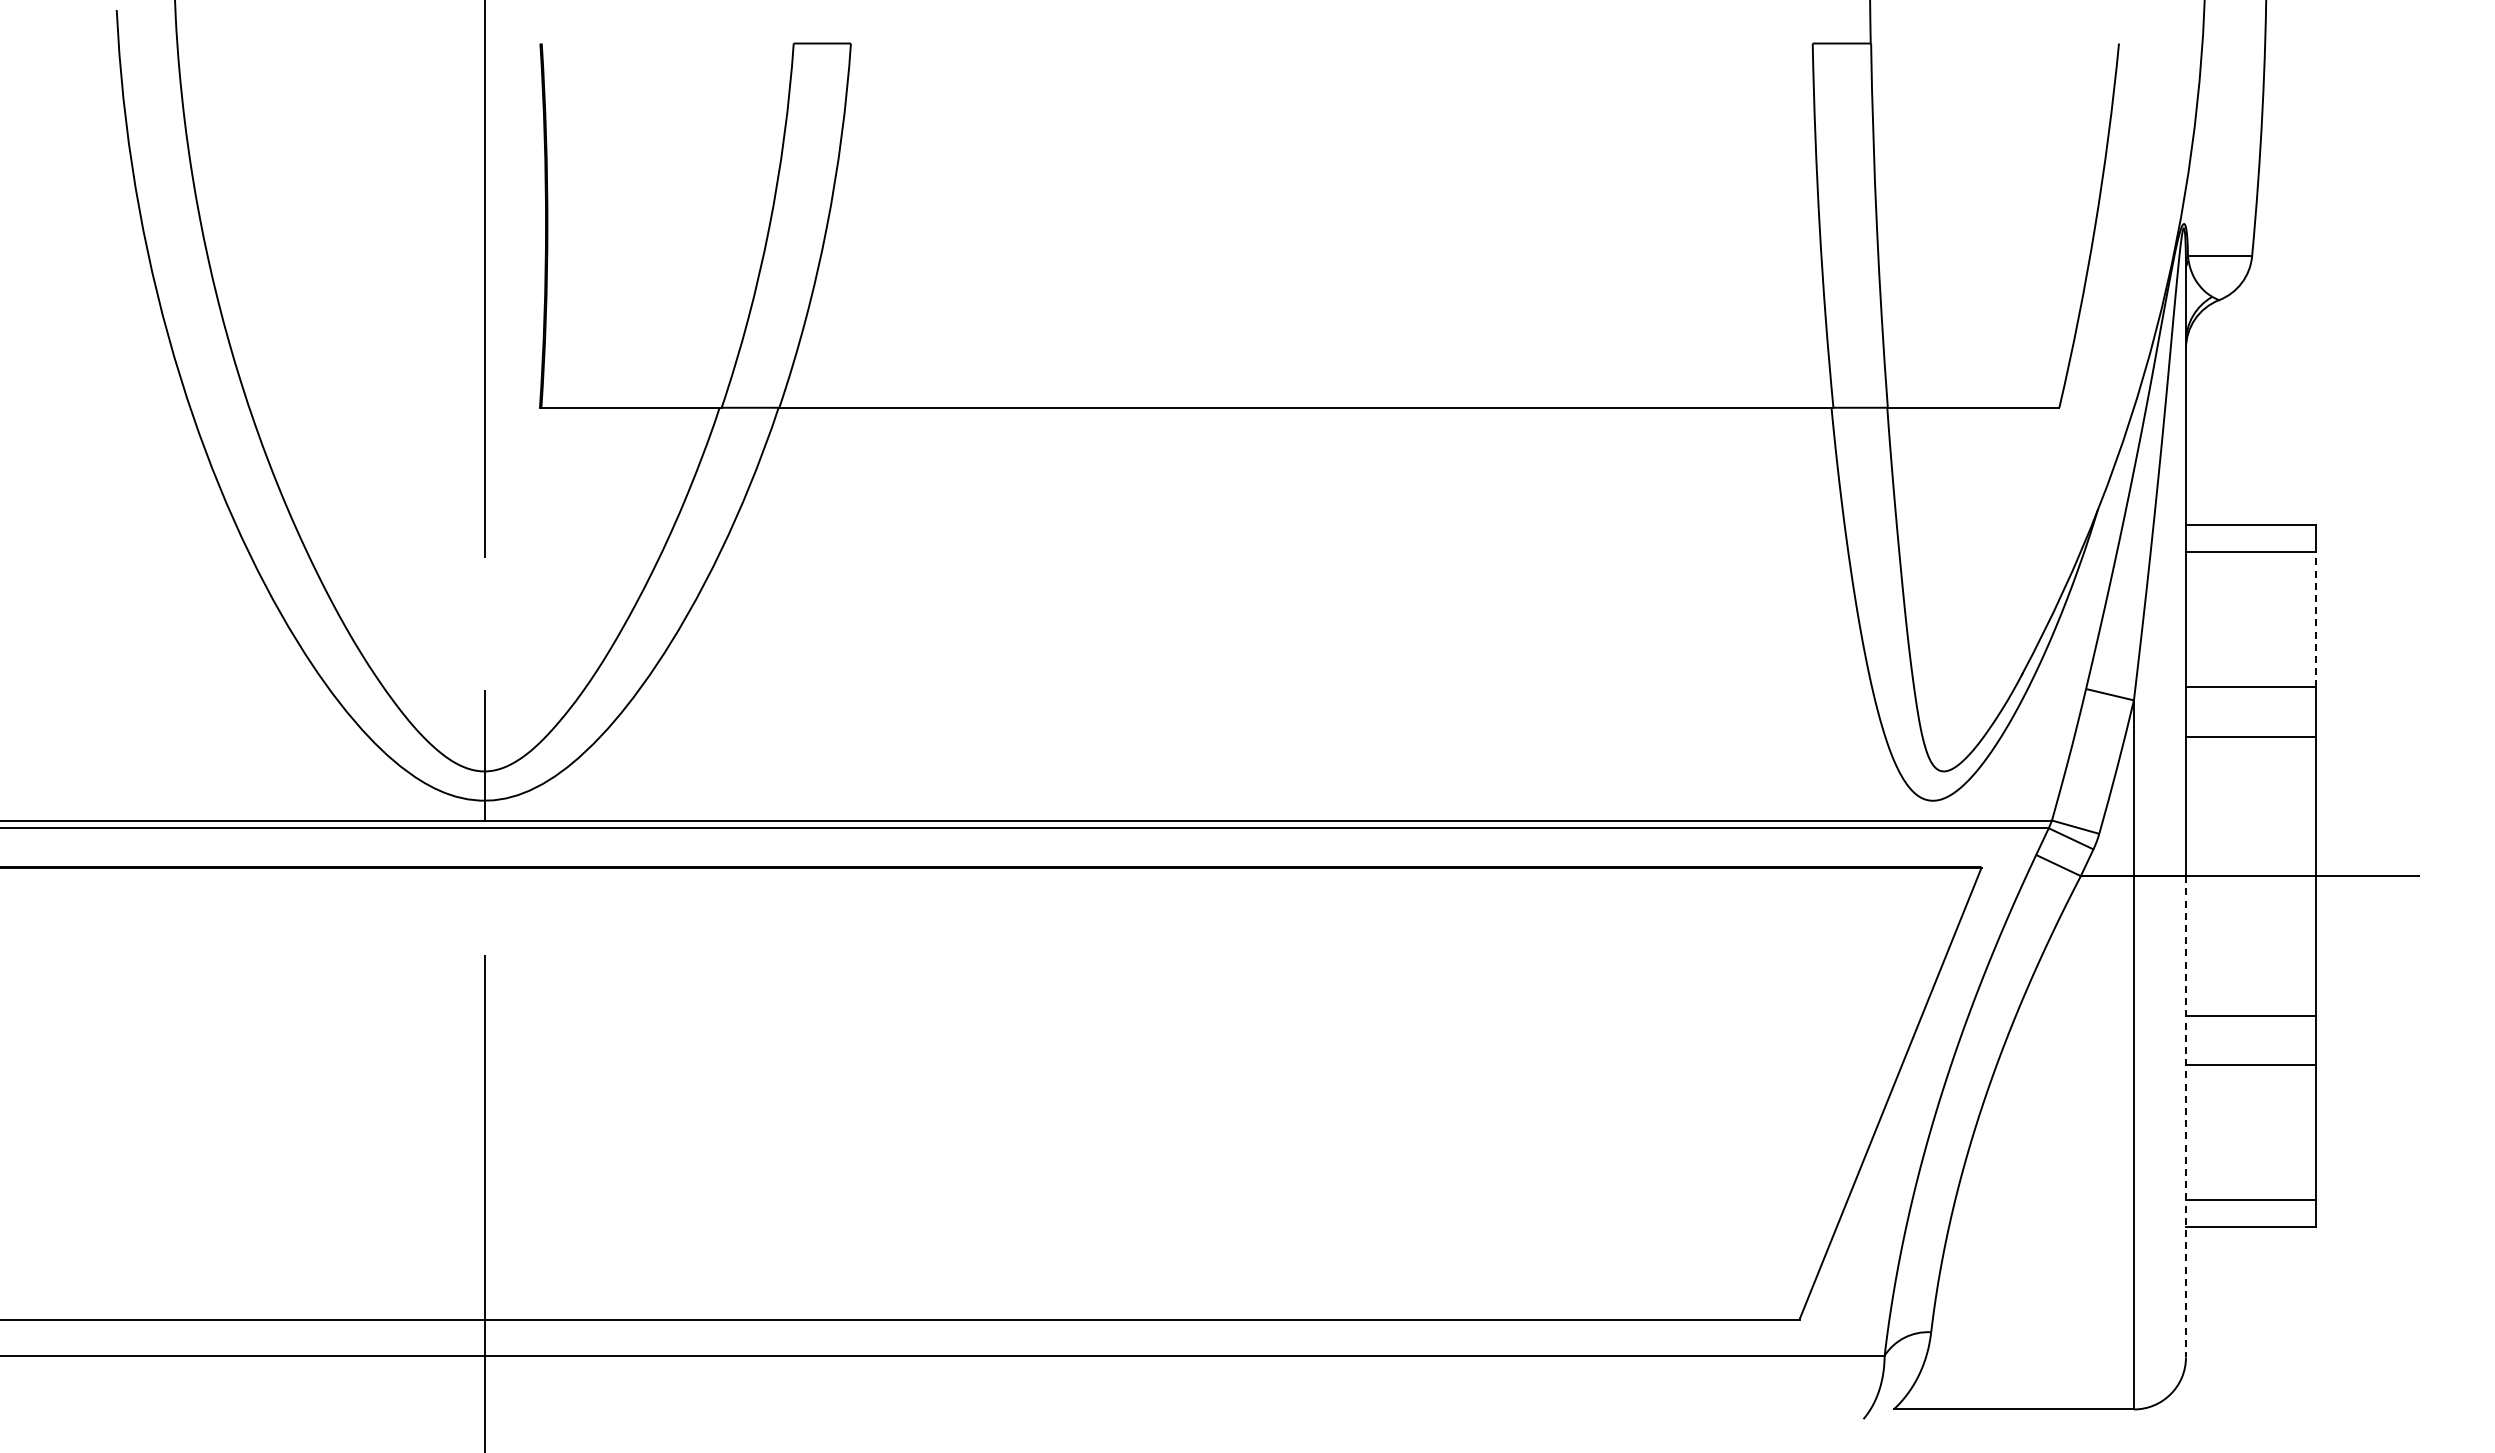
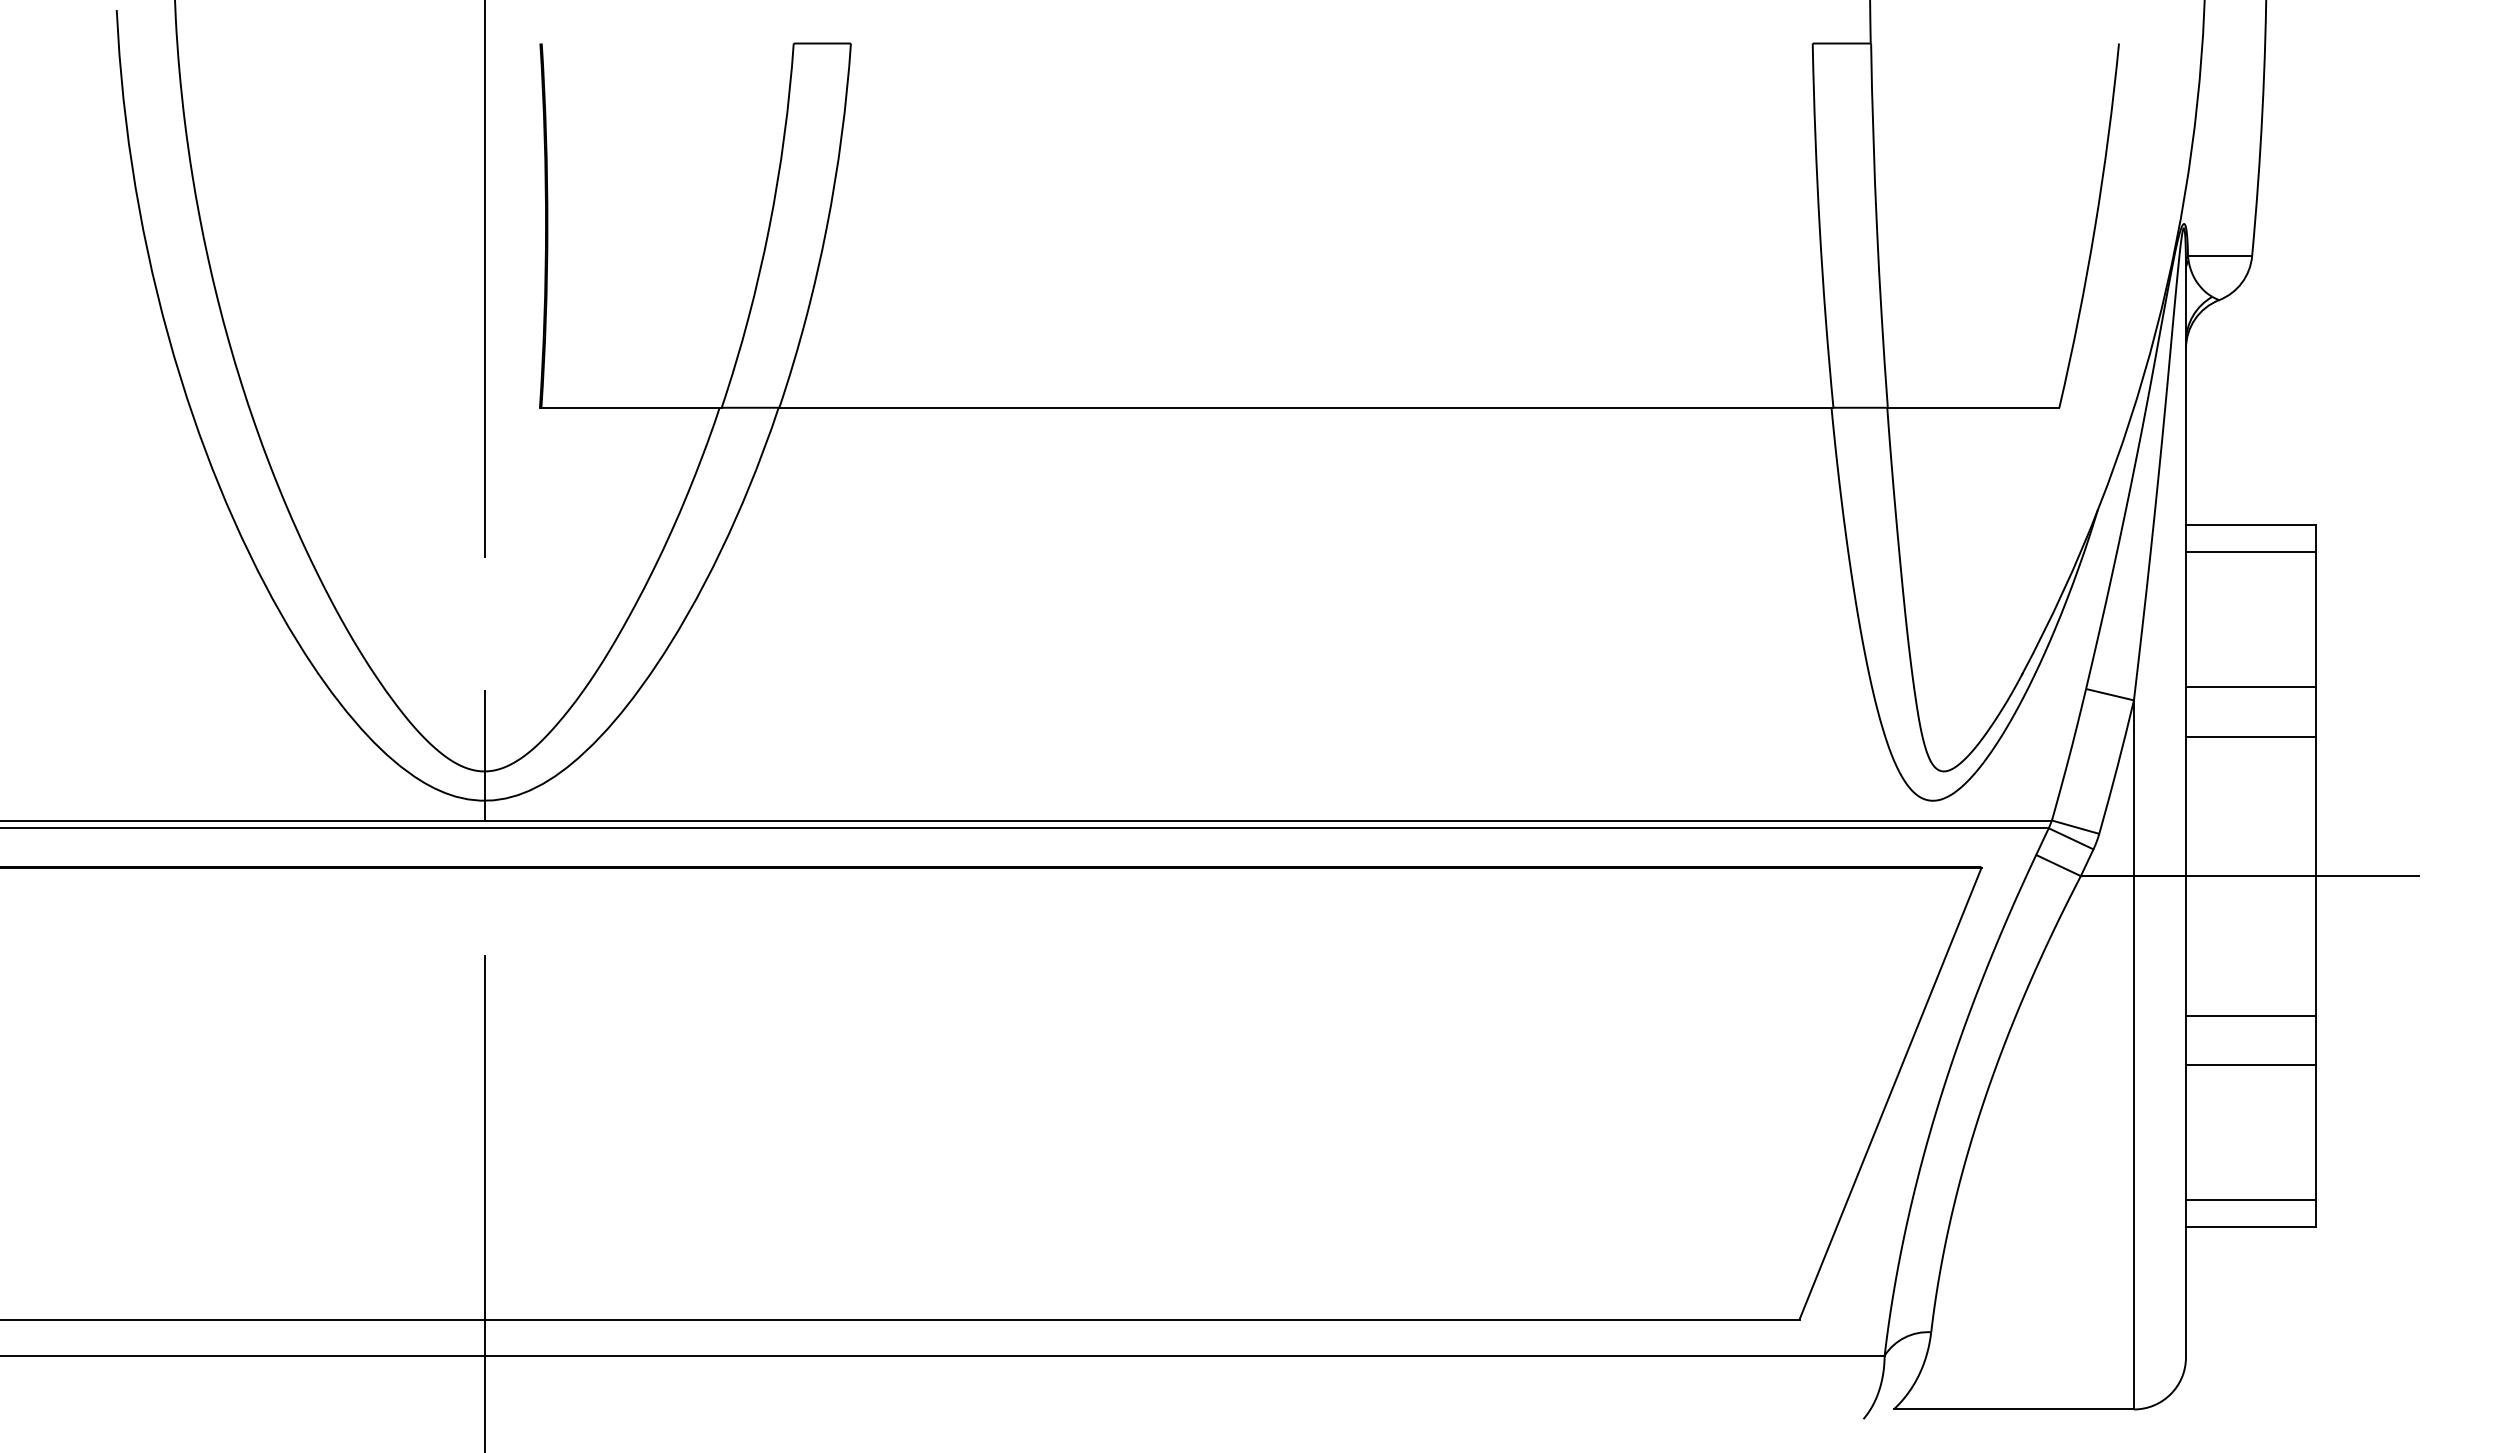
line: dashed -> solid (2316, 619)
line: dashed -> solid (2185, 1116)
